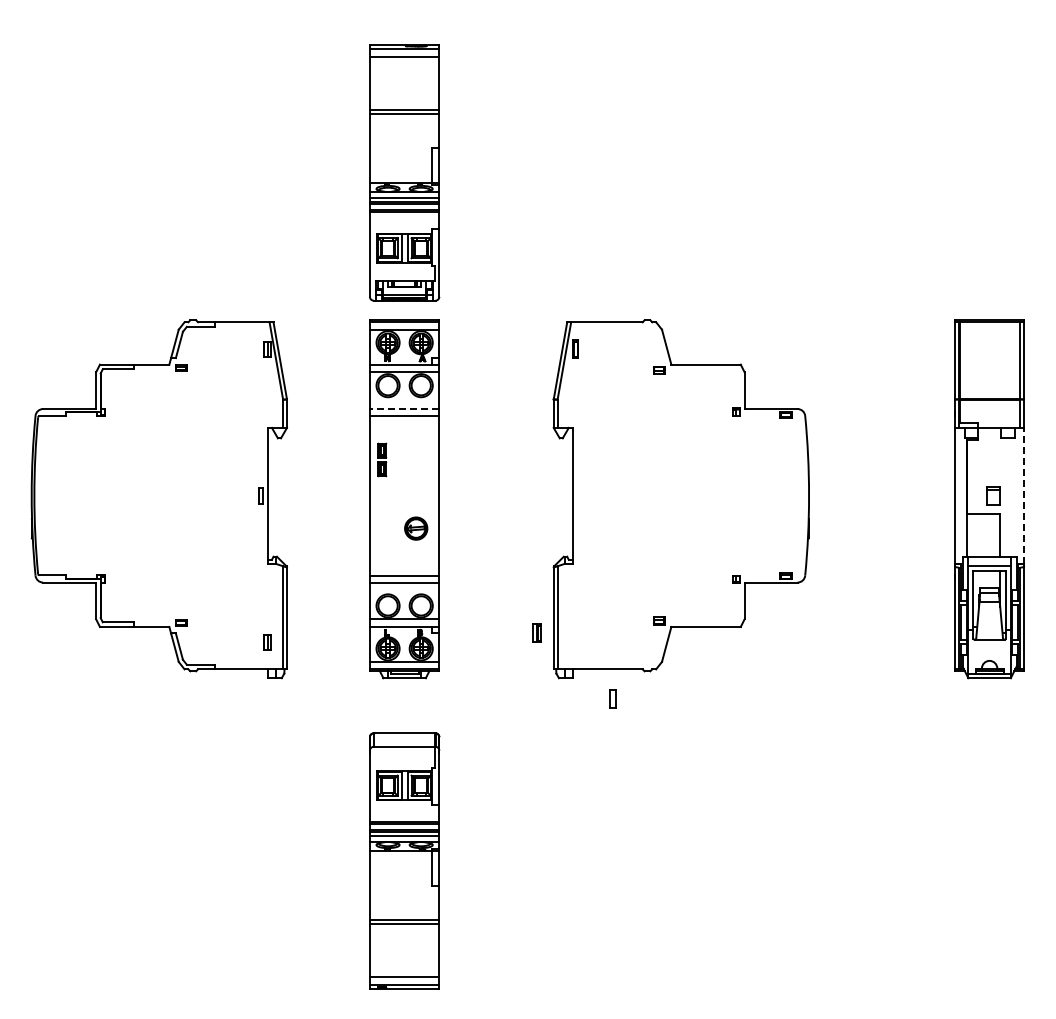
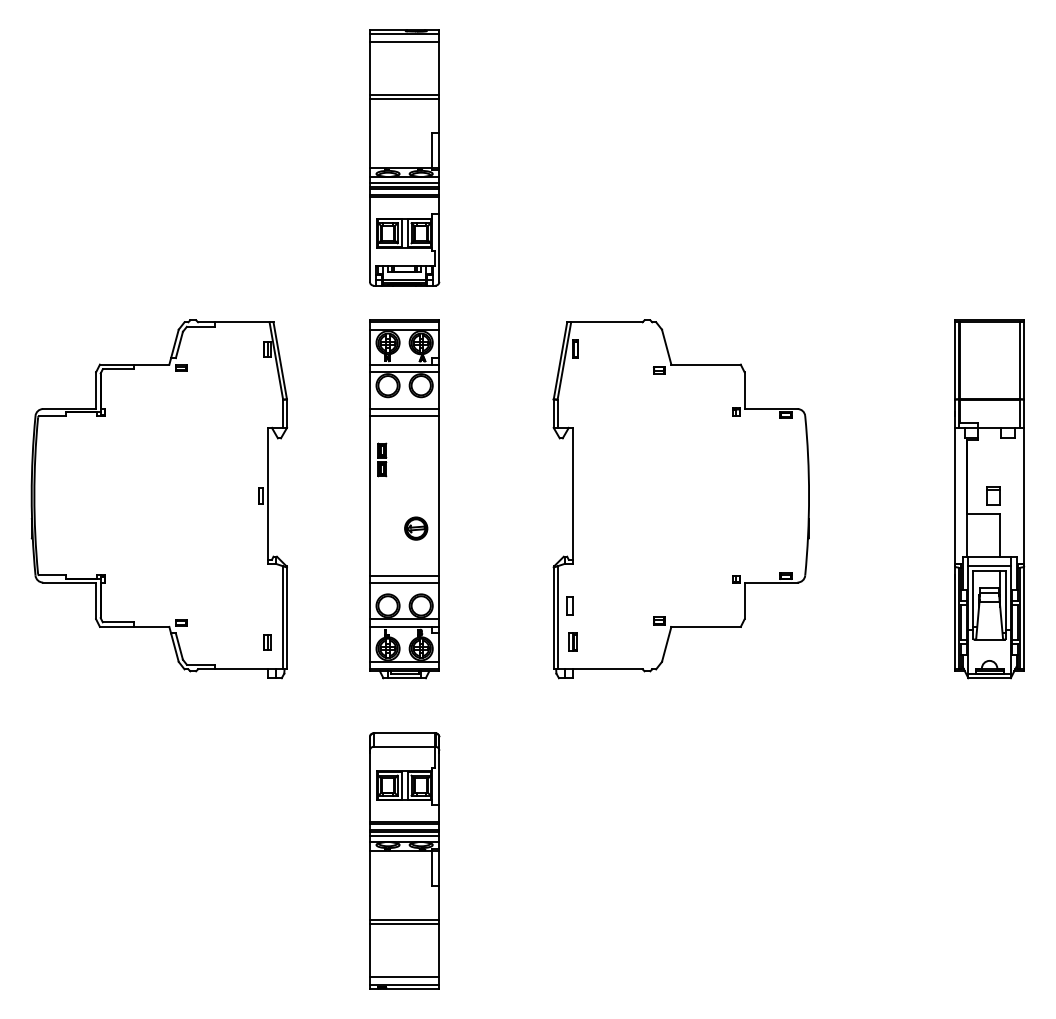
part position: (404, 172) -> (404, 157) (404, 157)
line: dashed -> solid (404, 409)
line: dashed -> solid (1024, 495)
part position: (536, 632) -> (572, 641) (572, 641)
part position: (612, 698) -> (569, 605) (569, 605)
